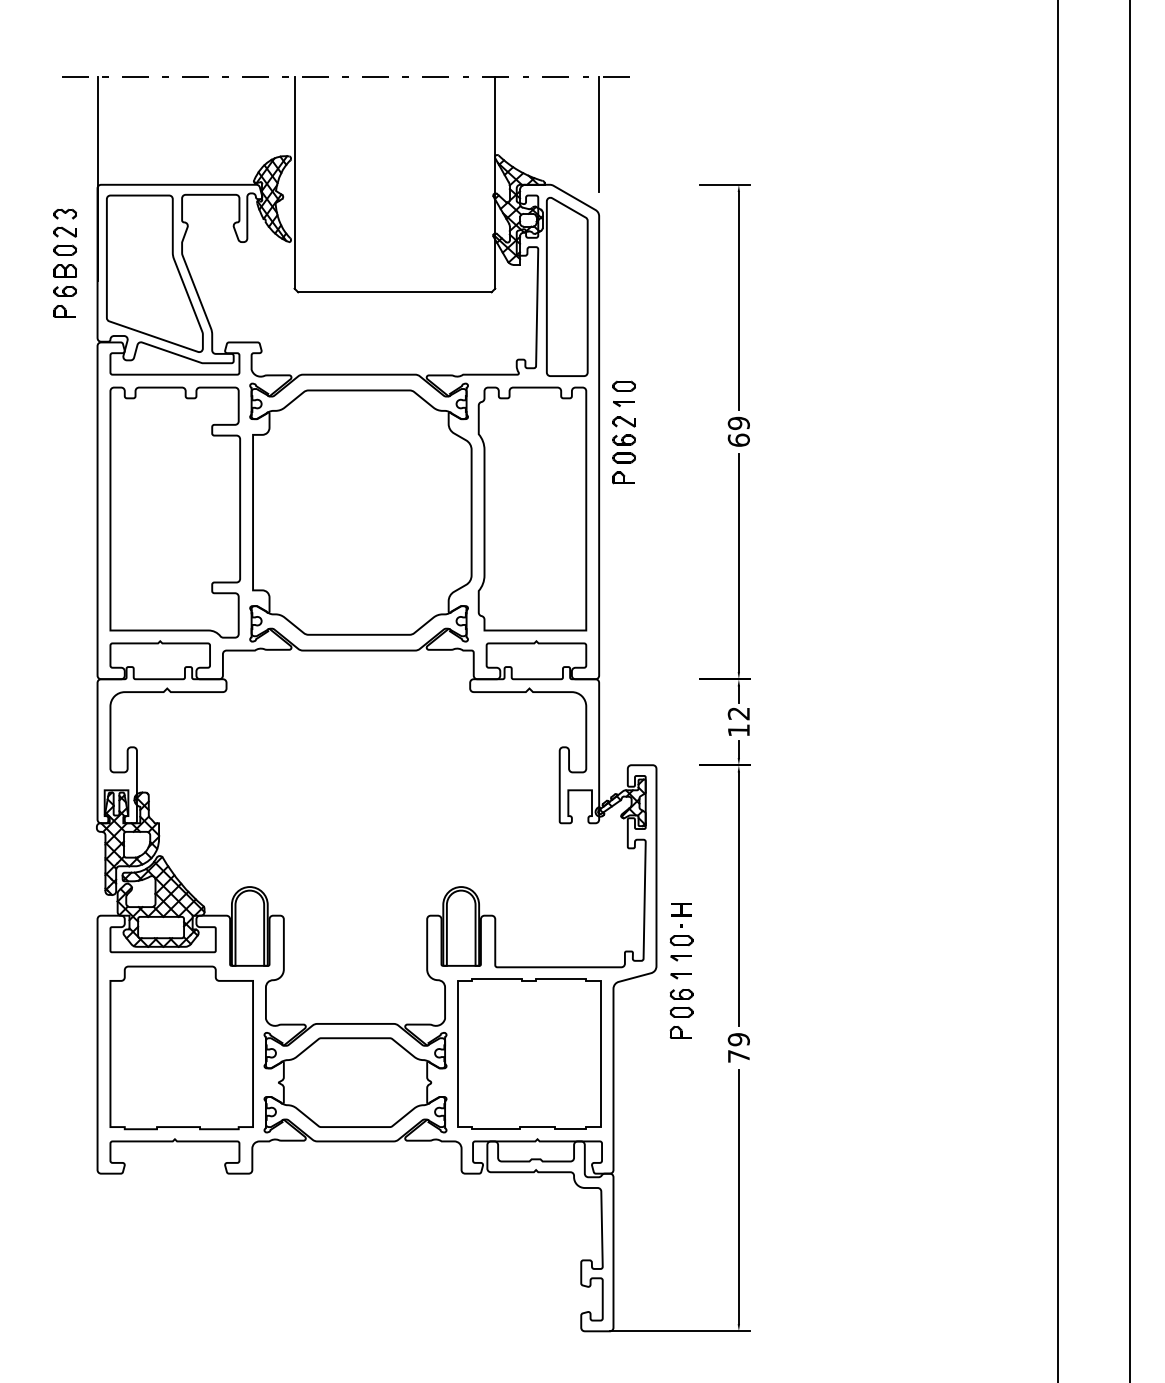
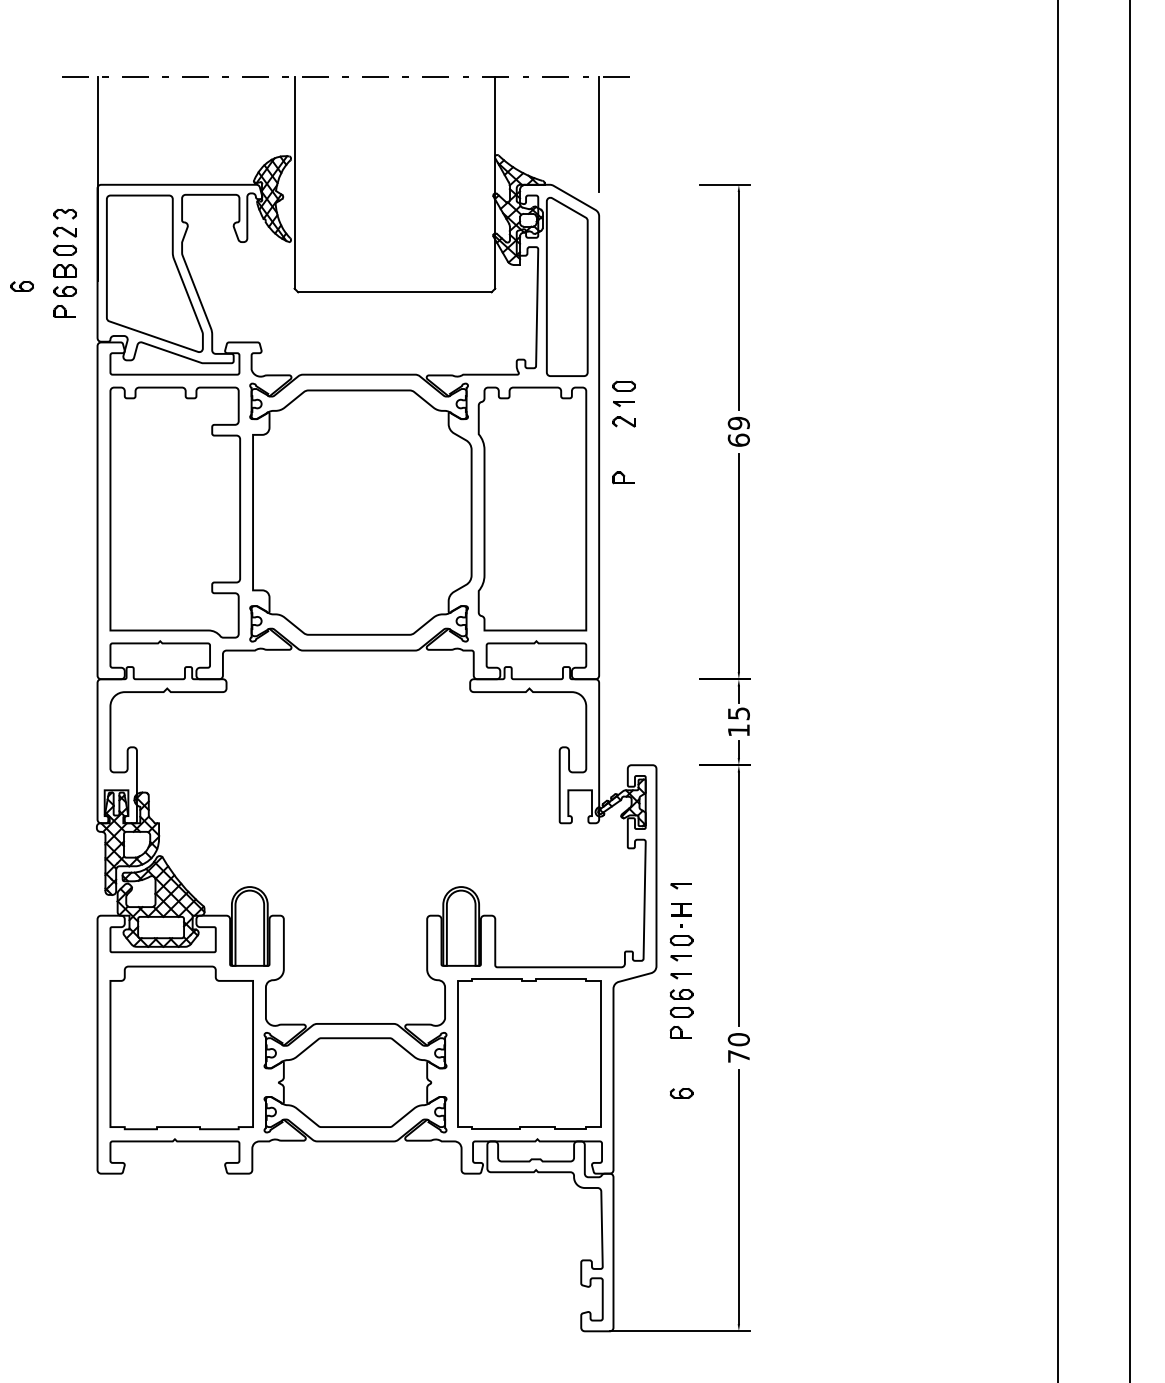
part: none -> present (21, 286)
part: present -> none (623, 448)
text: 12 -> 15 (738, 713)
part: none -> present (680, 886)
text: 79 -> 70 (738, 1039)
part: none -> present (681, 1093)
